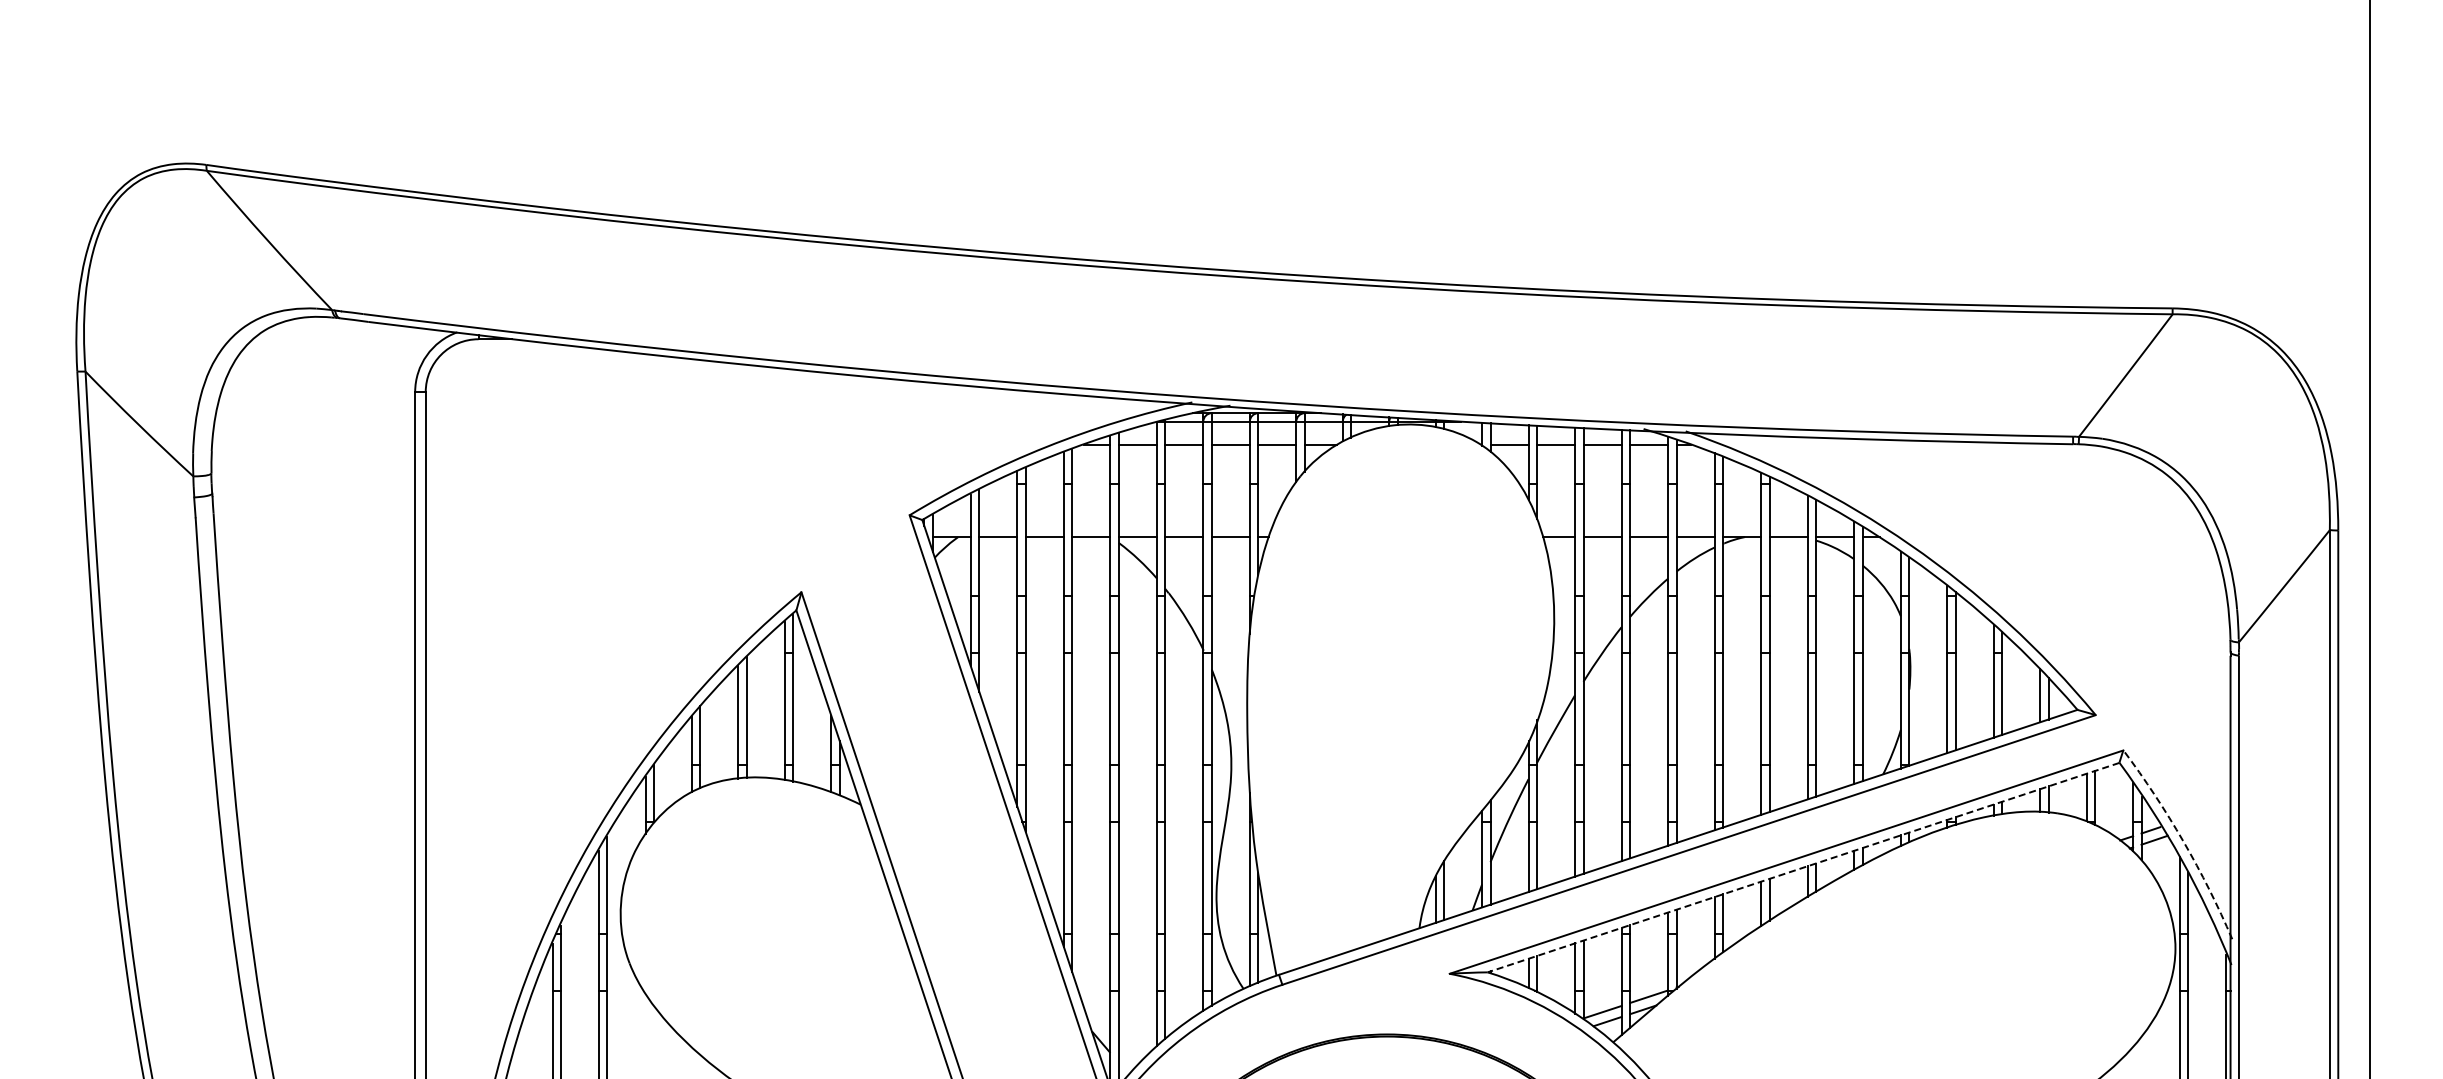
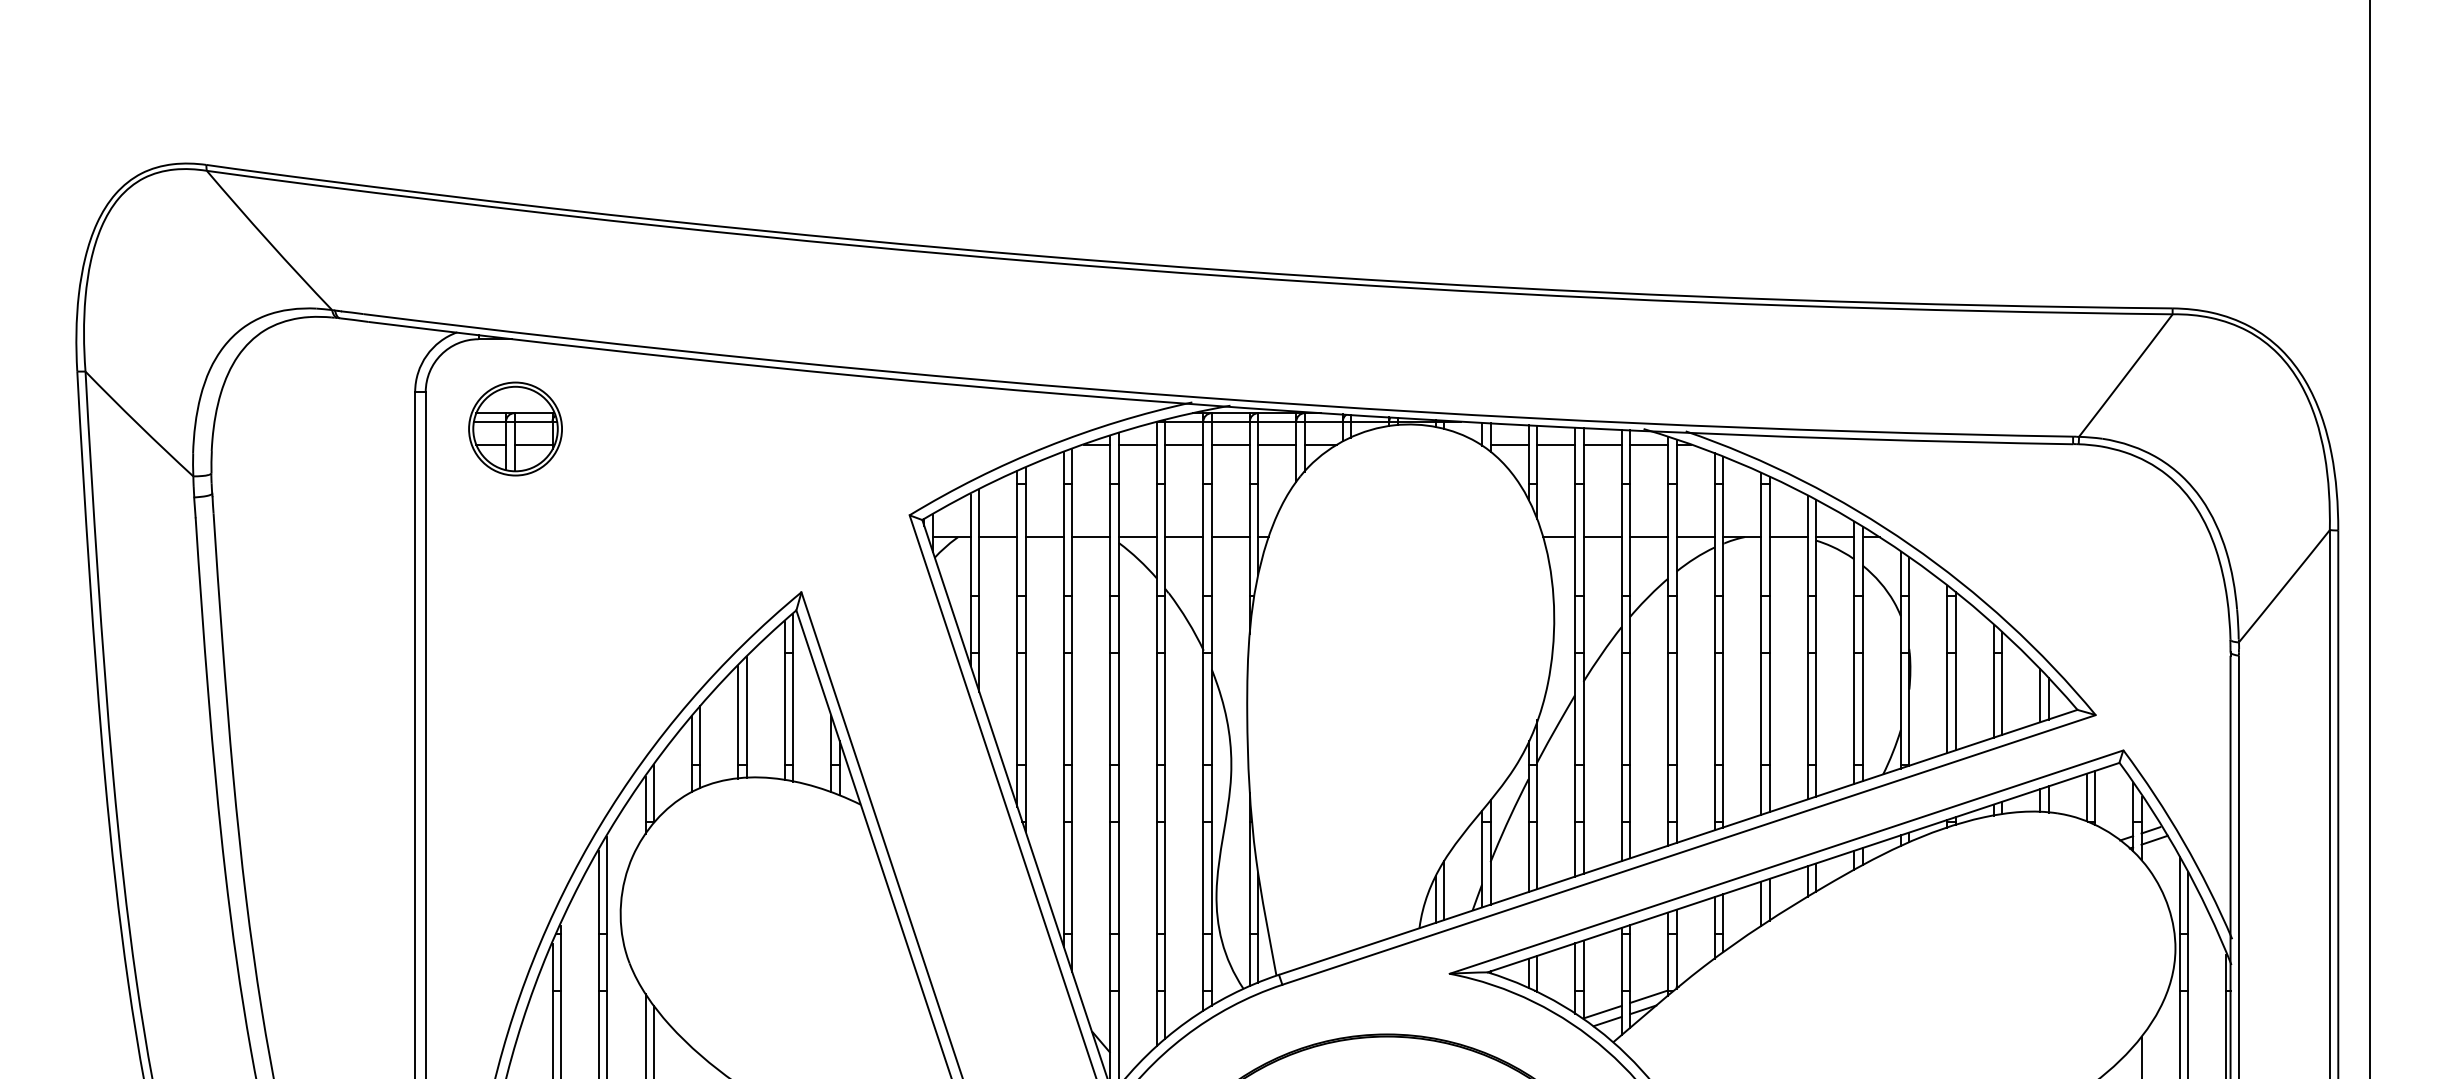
part: none -> present (515, 428)
arc: dashed -> solid (2183, 841)
line: dashed -> solid (1803, 867)
line: none -> present (645, 1034)
line: none -> present (653, 1040)
line: none -> present (2141, 1055)
